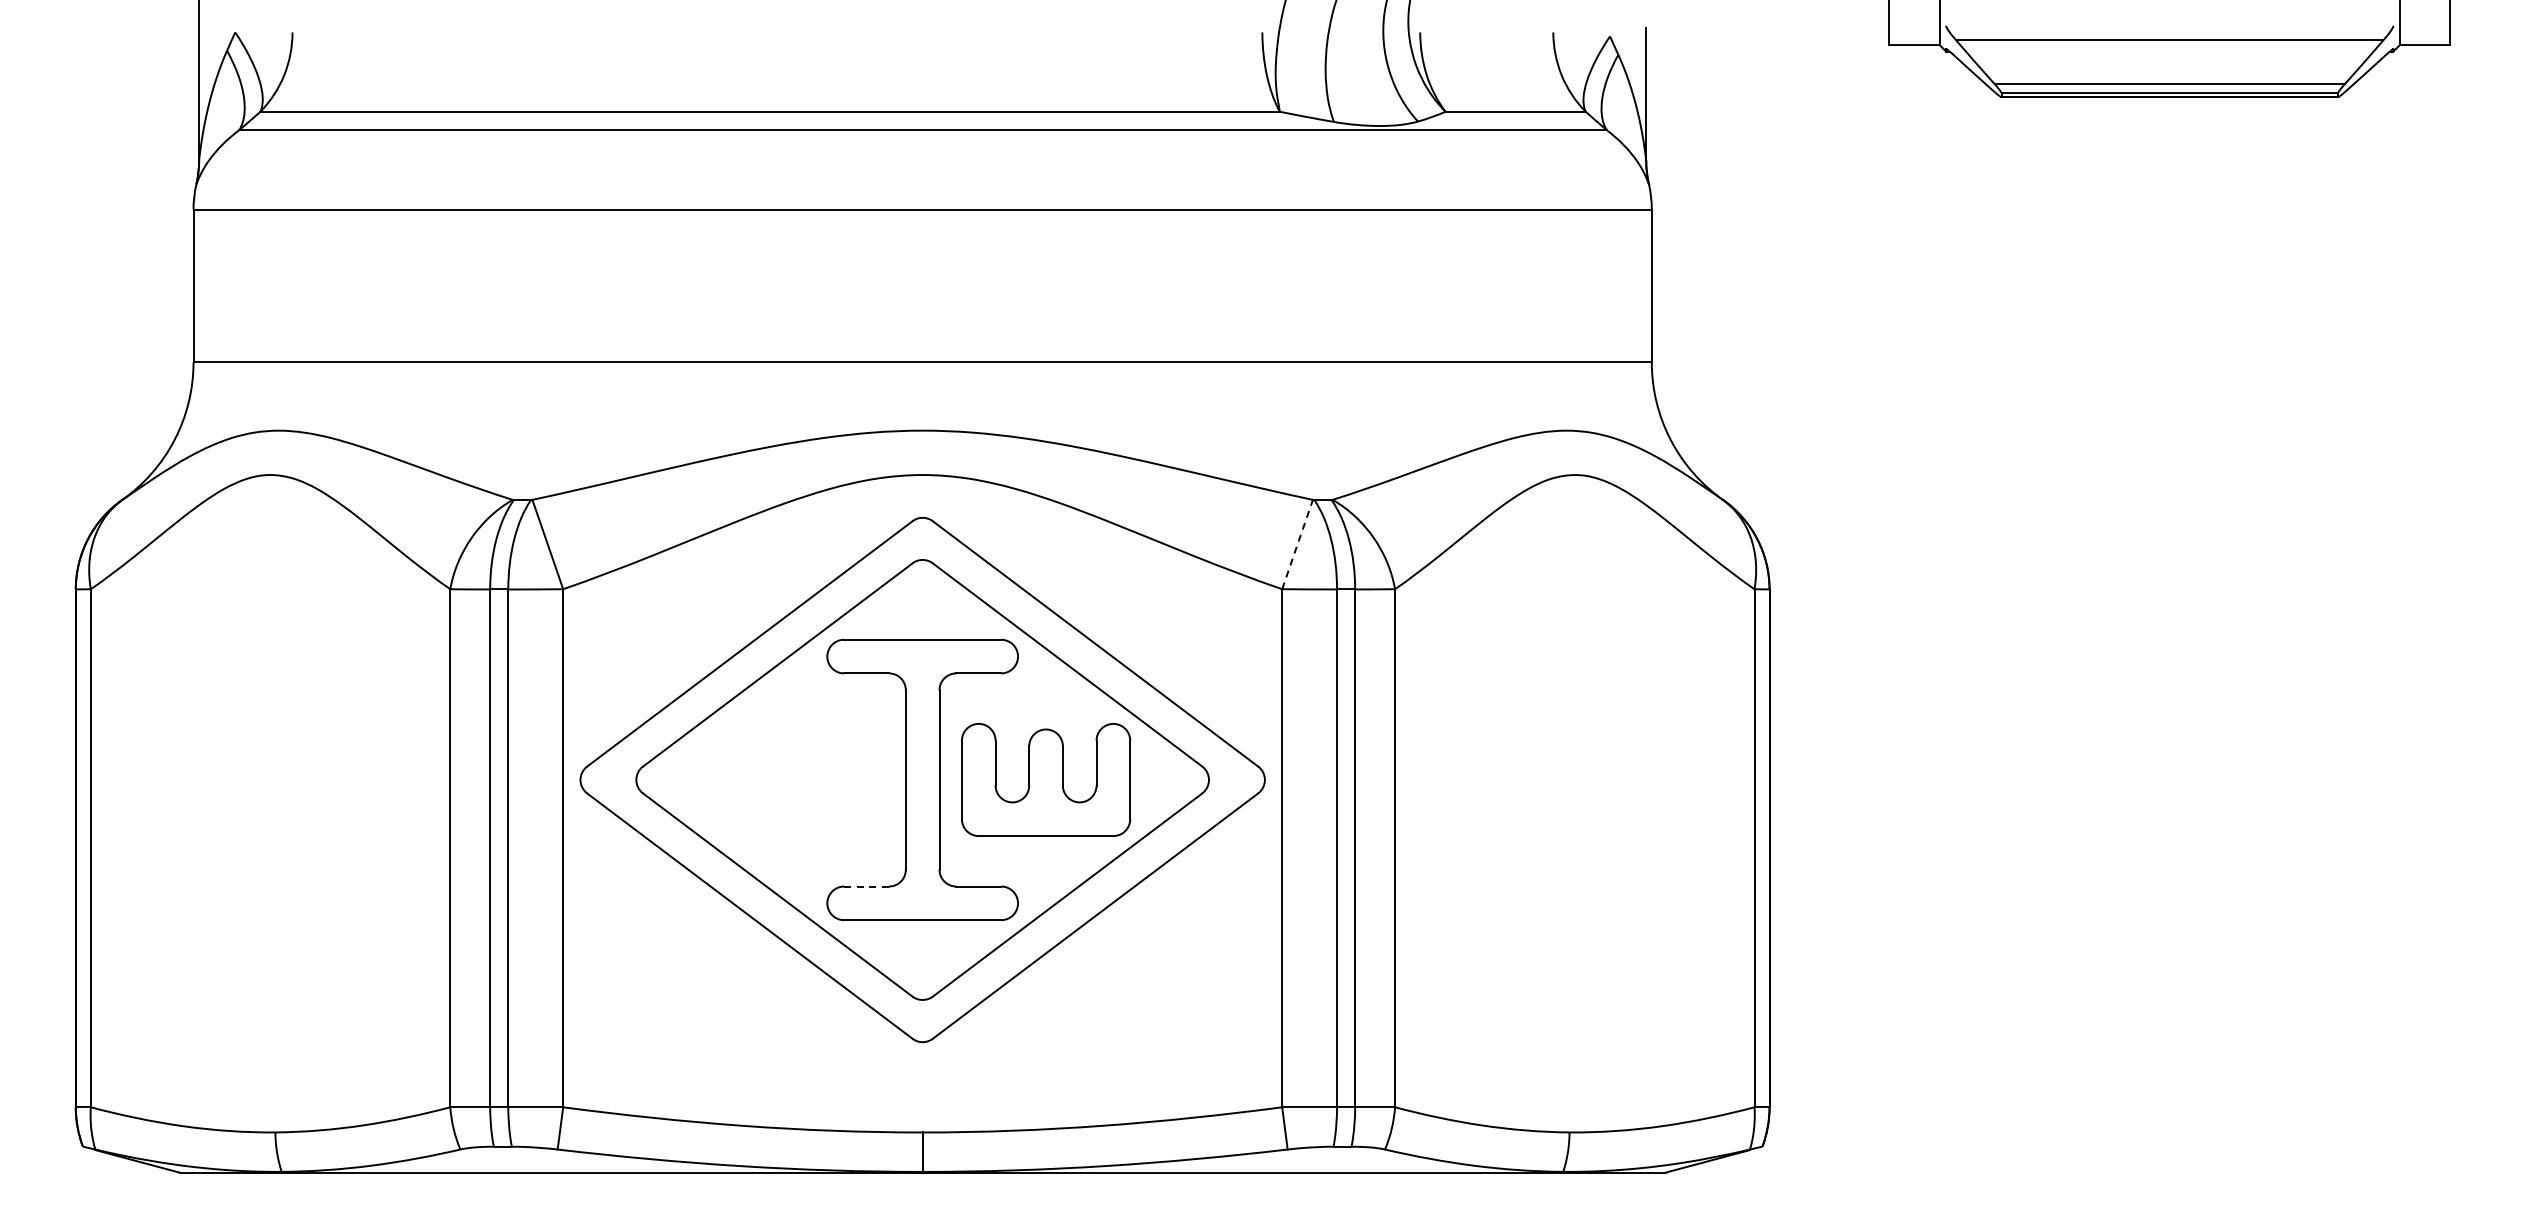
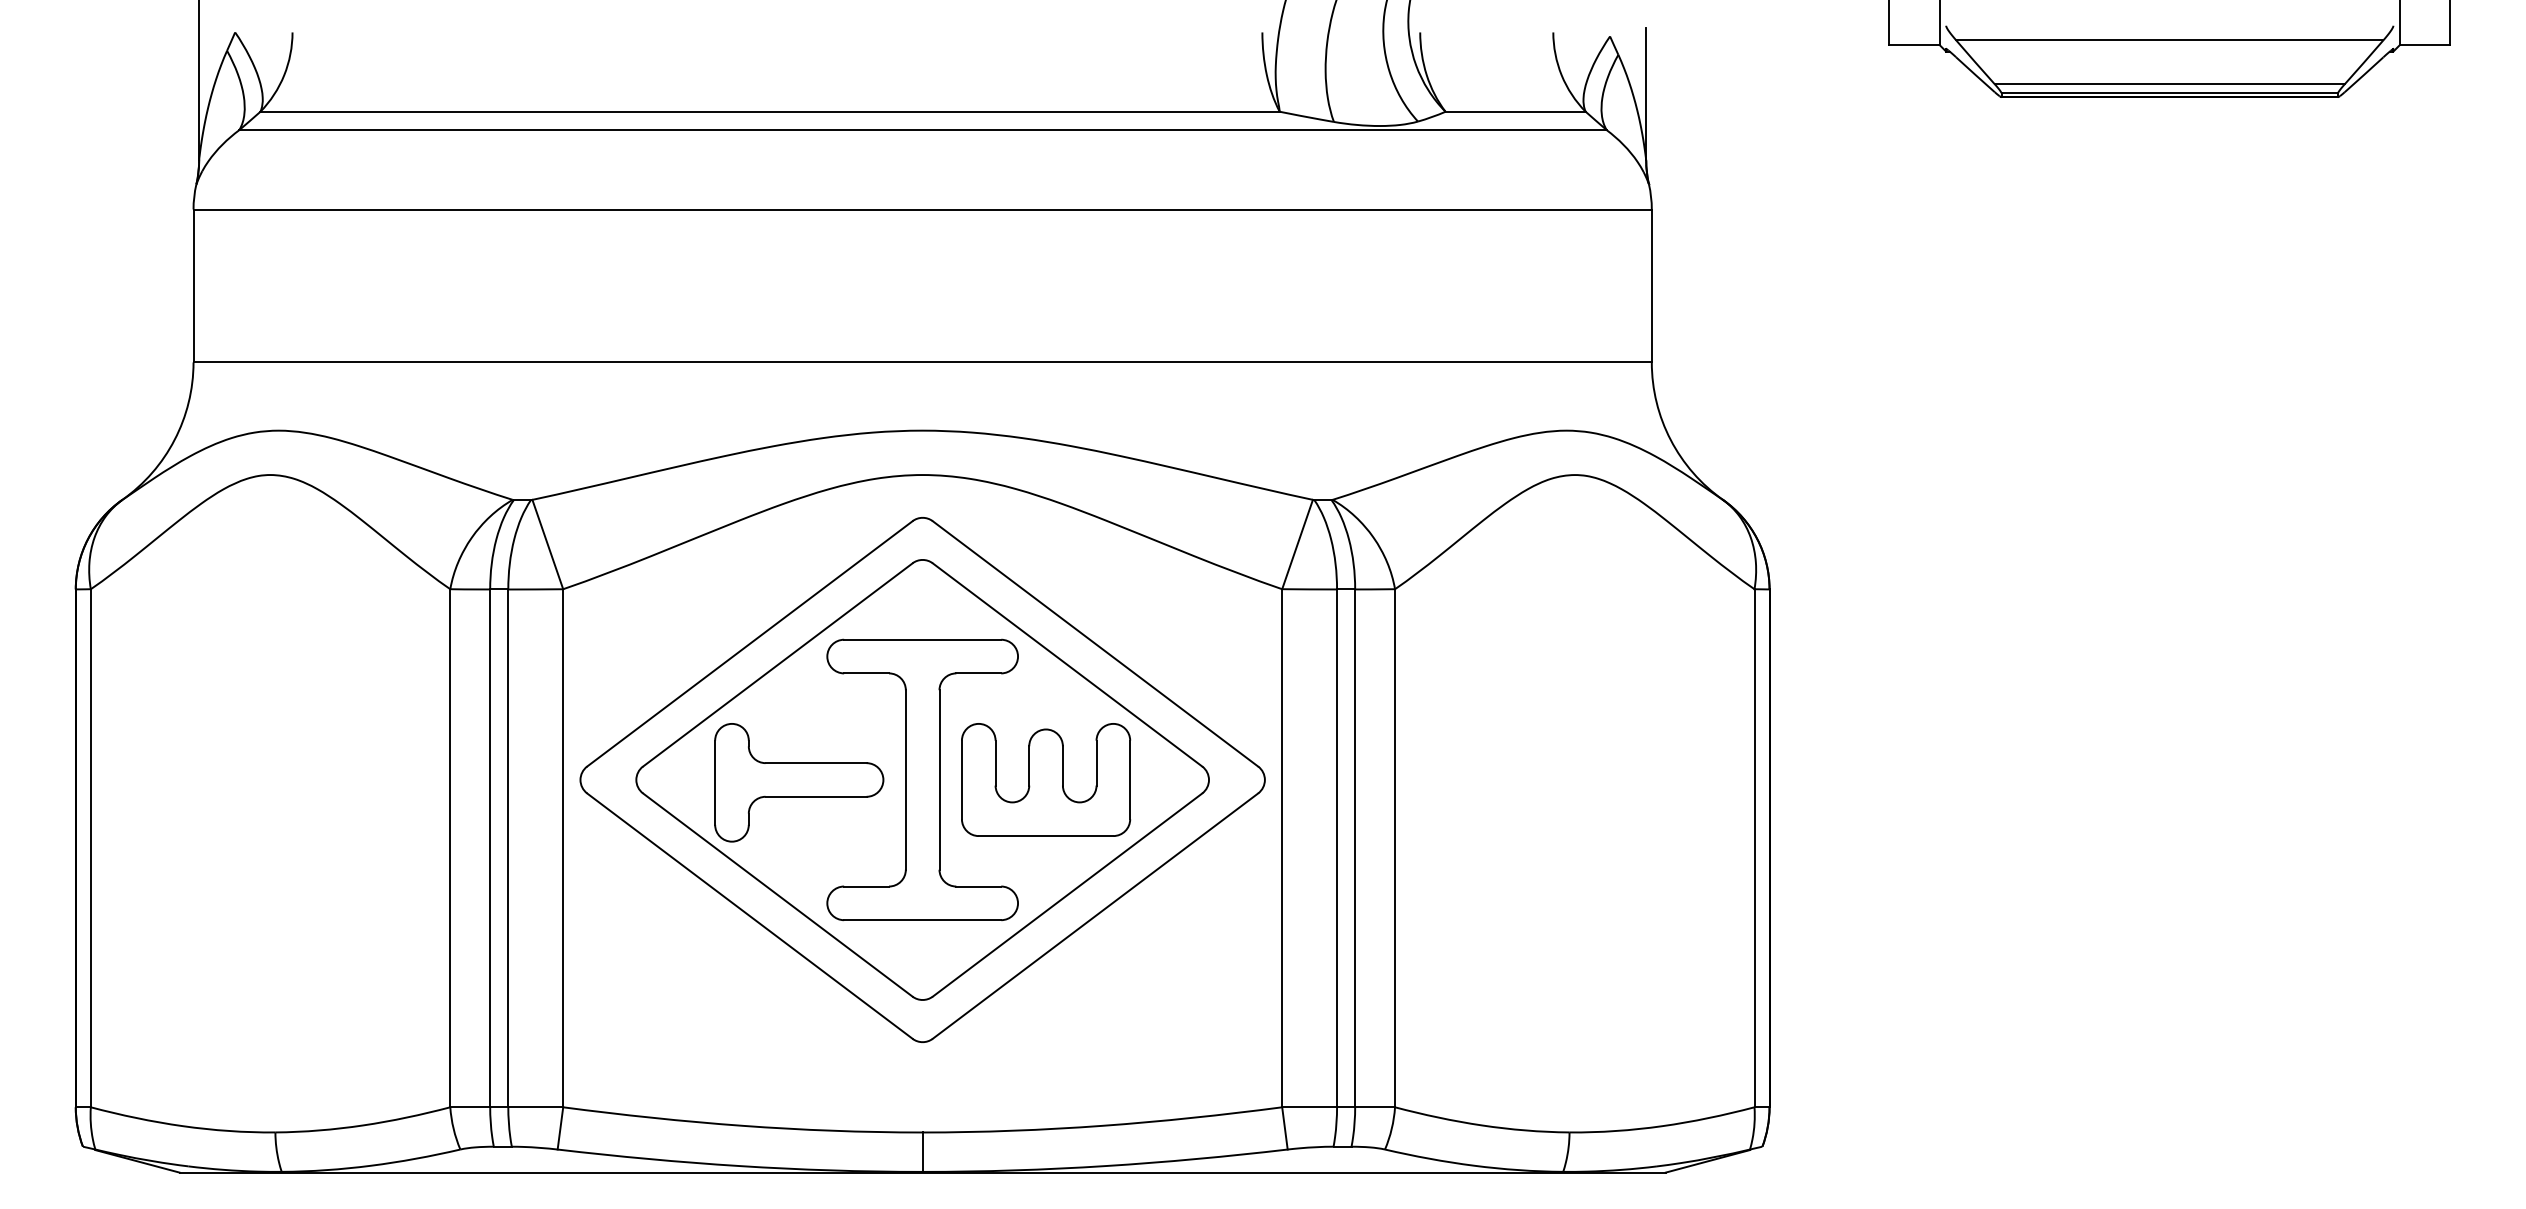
line: dashed -> solid (1297, 544)
part: none -> present (799, 782)
line: dashed -> solid (866, 886)
